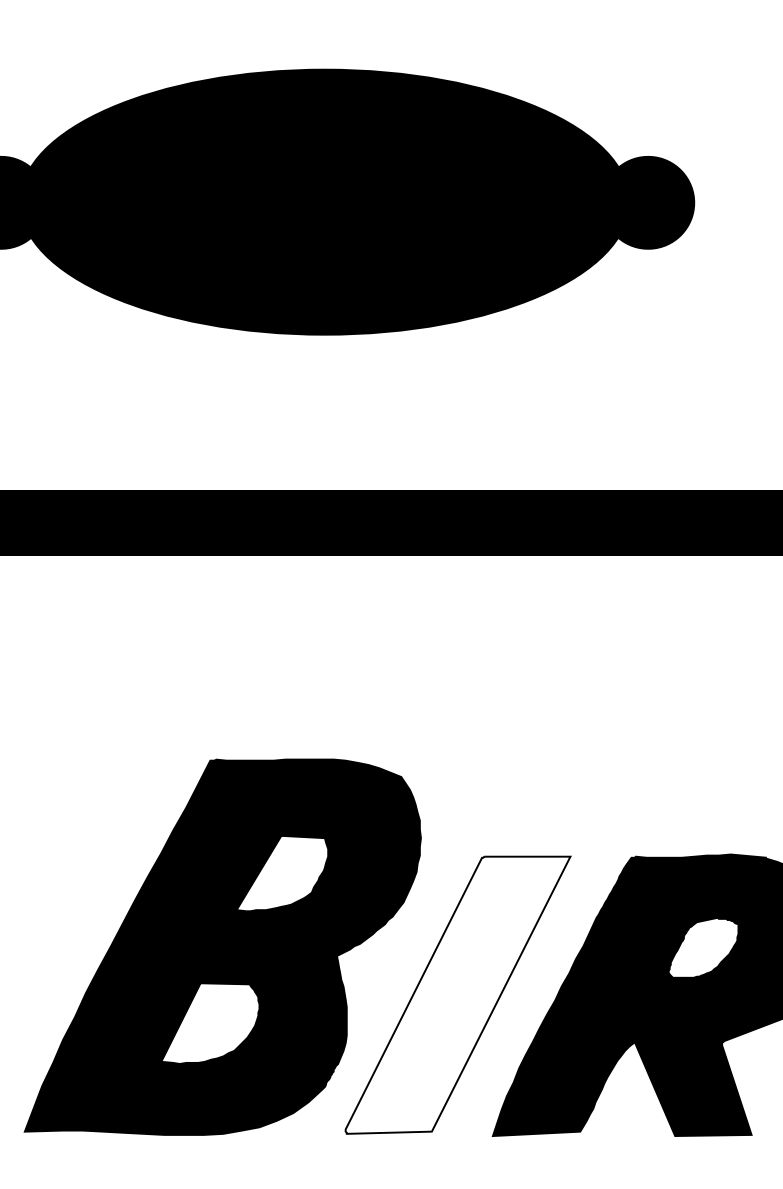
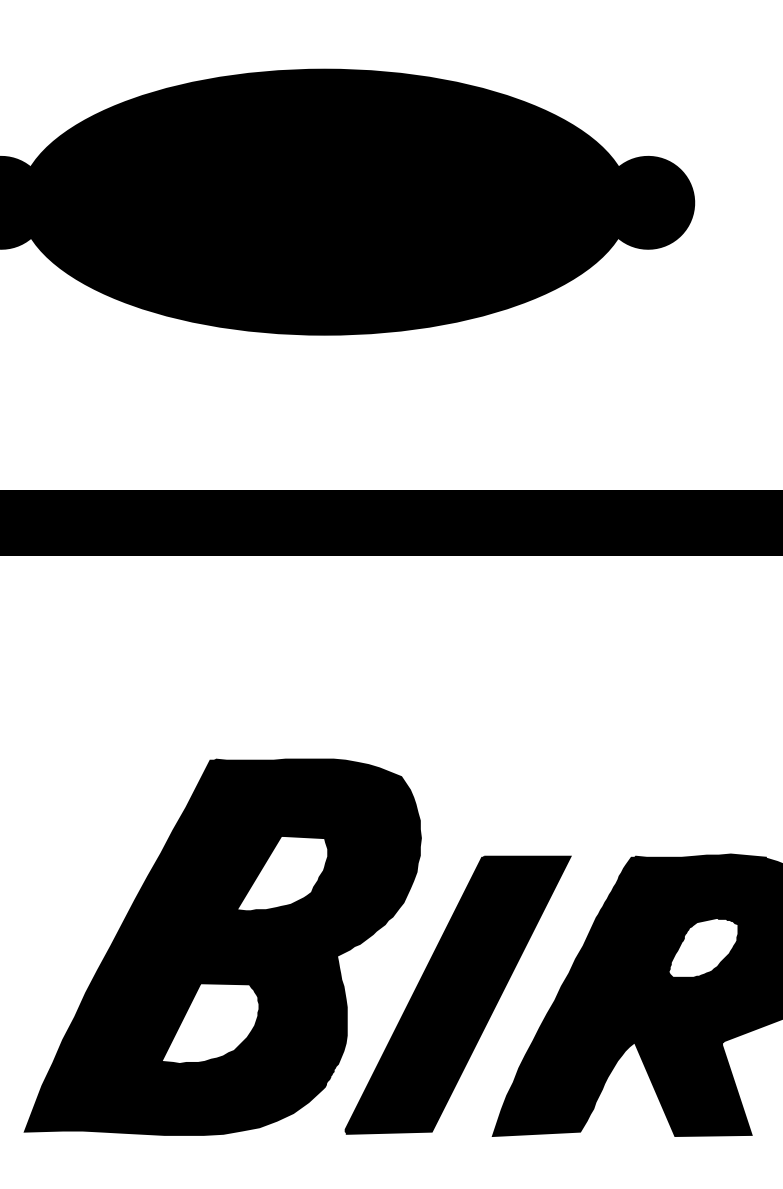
fill: none -> present (457, 994)
